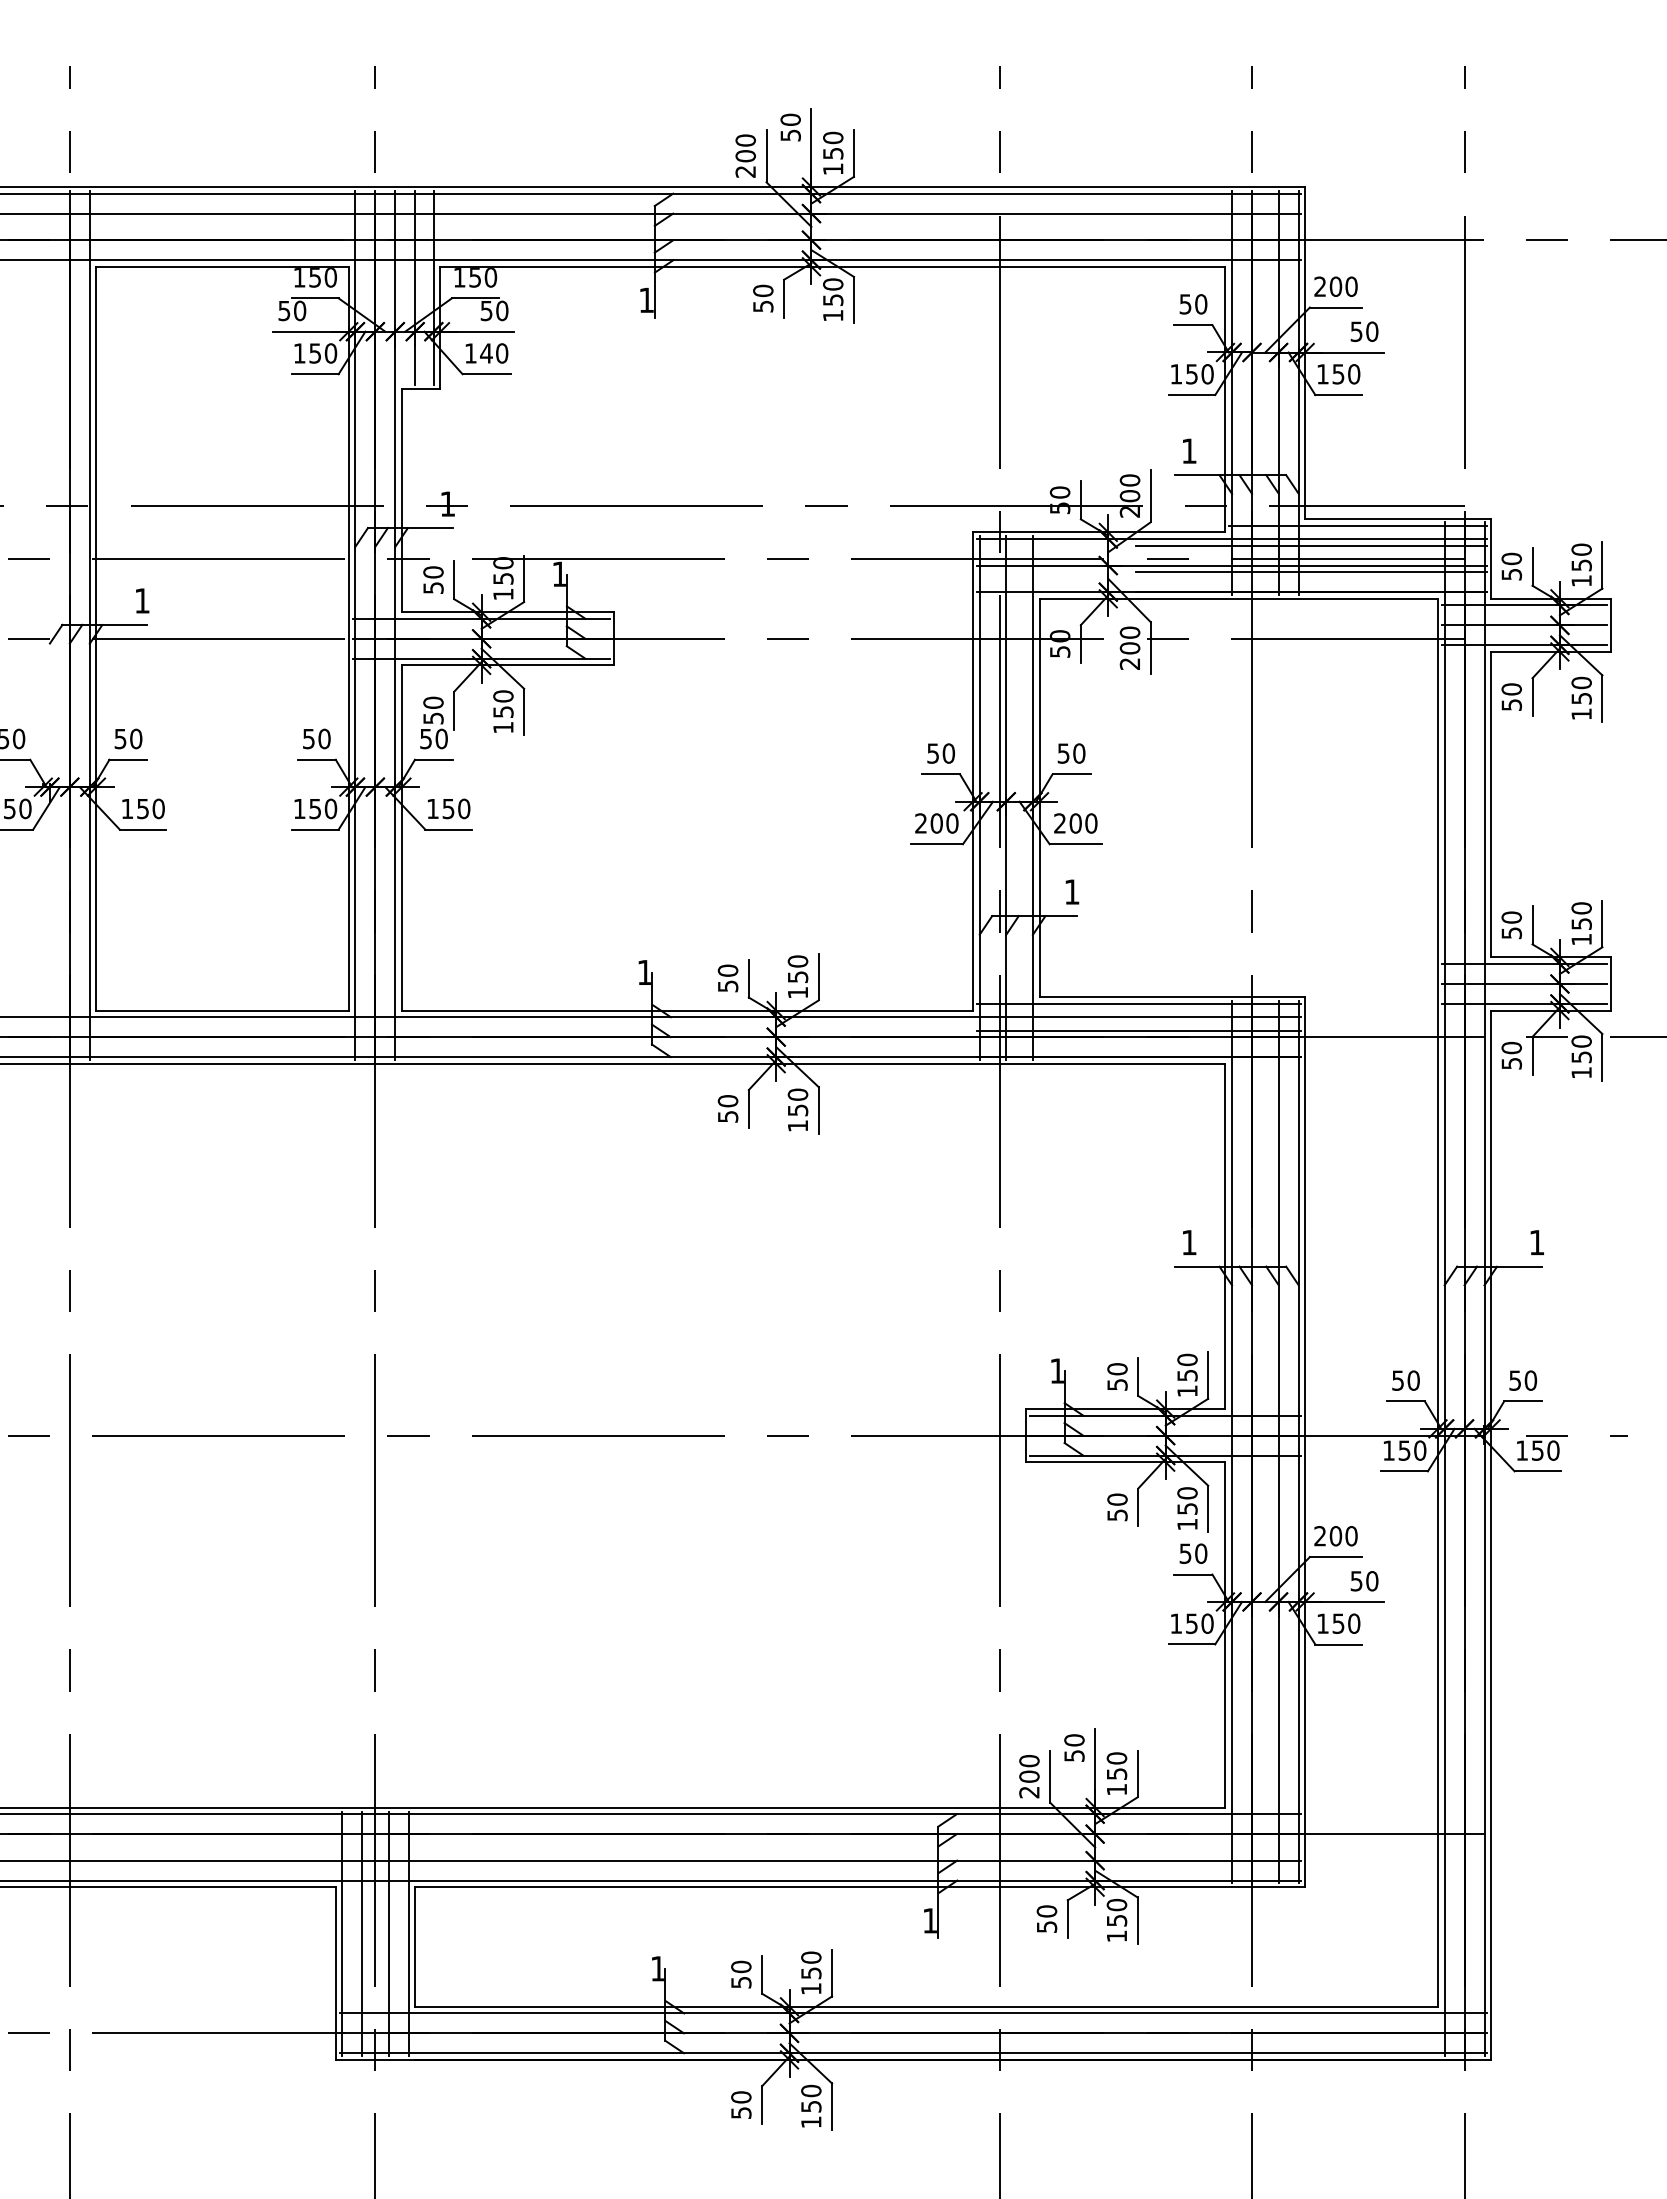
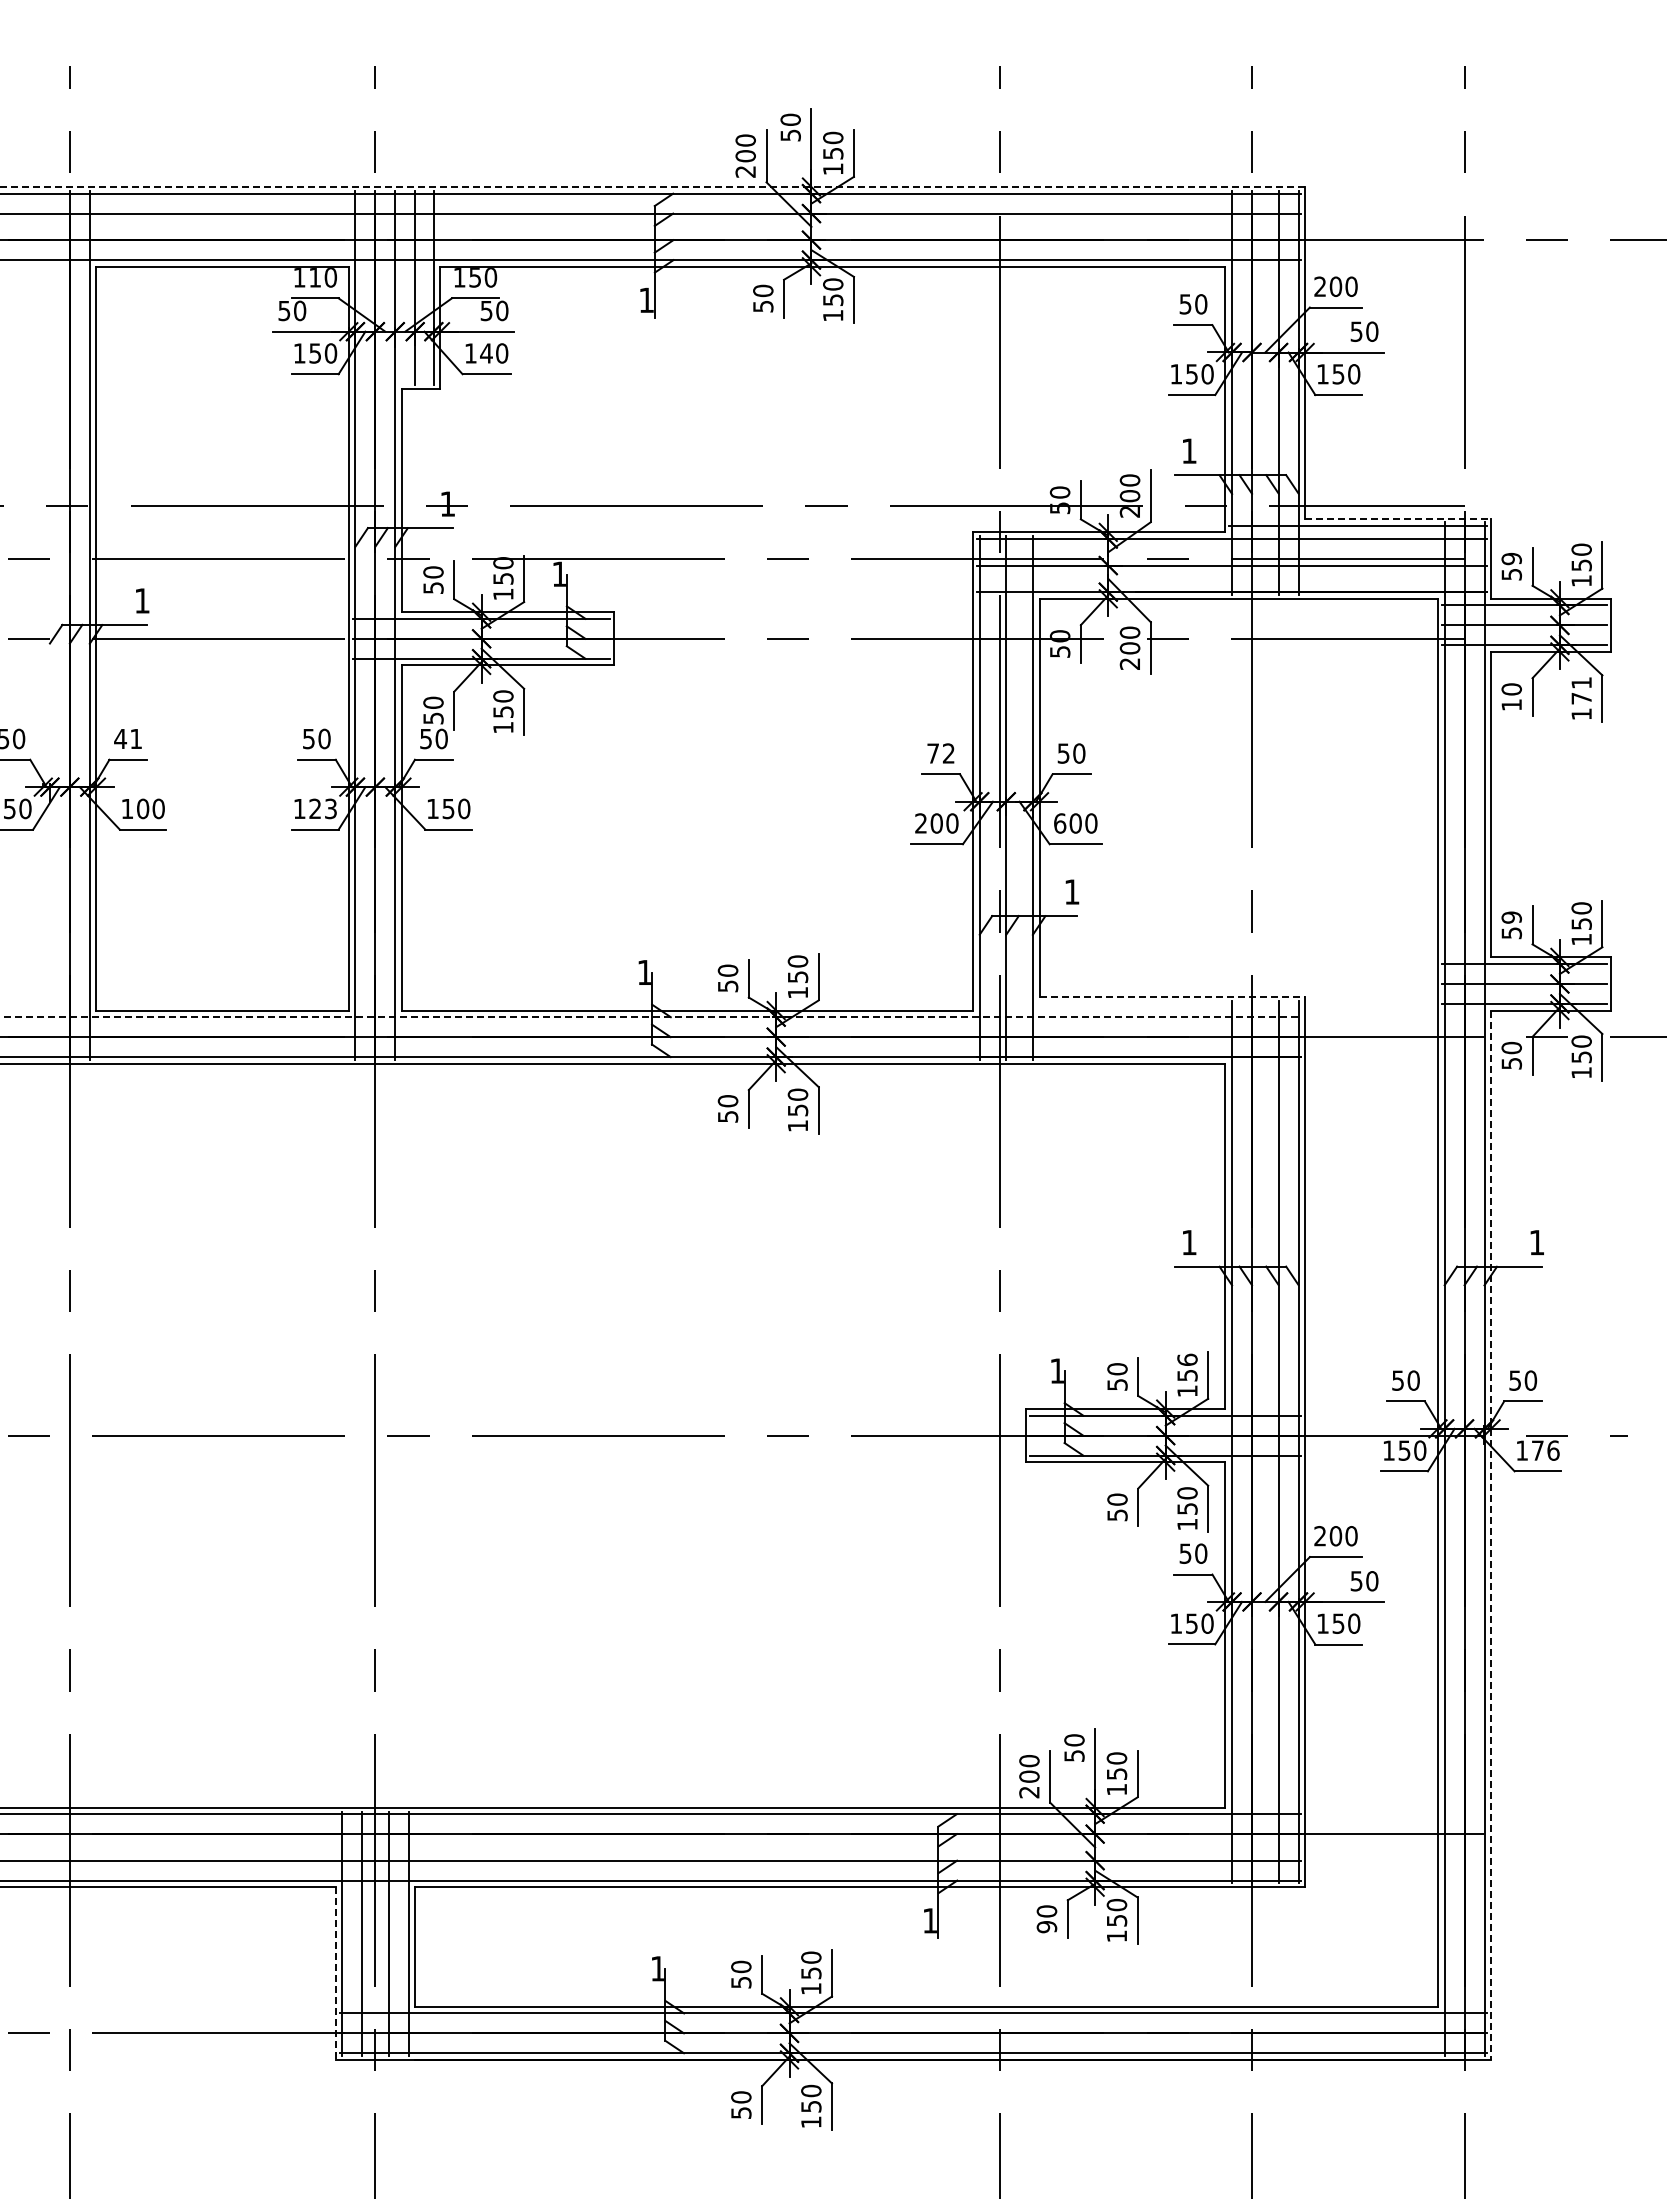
line: solid -> dashed (653, 187)
text: 150 -> 110 (314, 277)
line: solid -> dashed (1398, 519)
line: present -> none (1311, 545)
text: 50 -> 59 (1511, 558)
line: present -> none (1311, 572)
text: 150 -> 171 (1581, 690)
text: 50 -> 10 (1511, 704)
text: 50 -> 41 (128, 738)
text: 50 -> 72 (940, 753)
text: 150 -> 100 (143, 808)
text: 150 -> 123 (323, 808)
text: 200 -> 600 (1060, 823)
text: 50 -> 59 (1511, 917)
line: solid -> dashed (1172, 997)
line: present -> none (1139, 1003)
line: solid -> dashed (651, 1017)
line: present -> none (1139, 1030)
text: 150 -> 156 (1187, 1359)
text: 150 -> 176 (1545, 1450)
line: solid -> dashed (1491, 1535)
text: 50 -> 90 (1046, 1927)
line: solid -> dashed (335, 1974)
